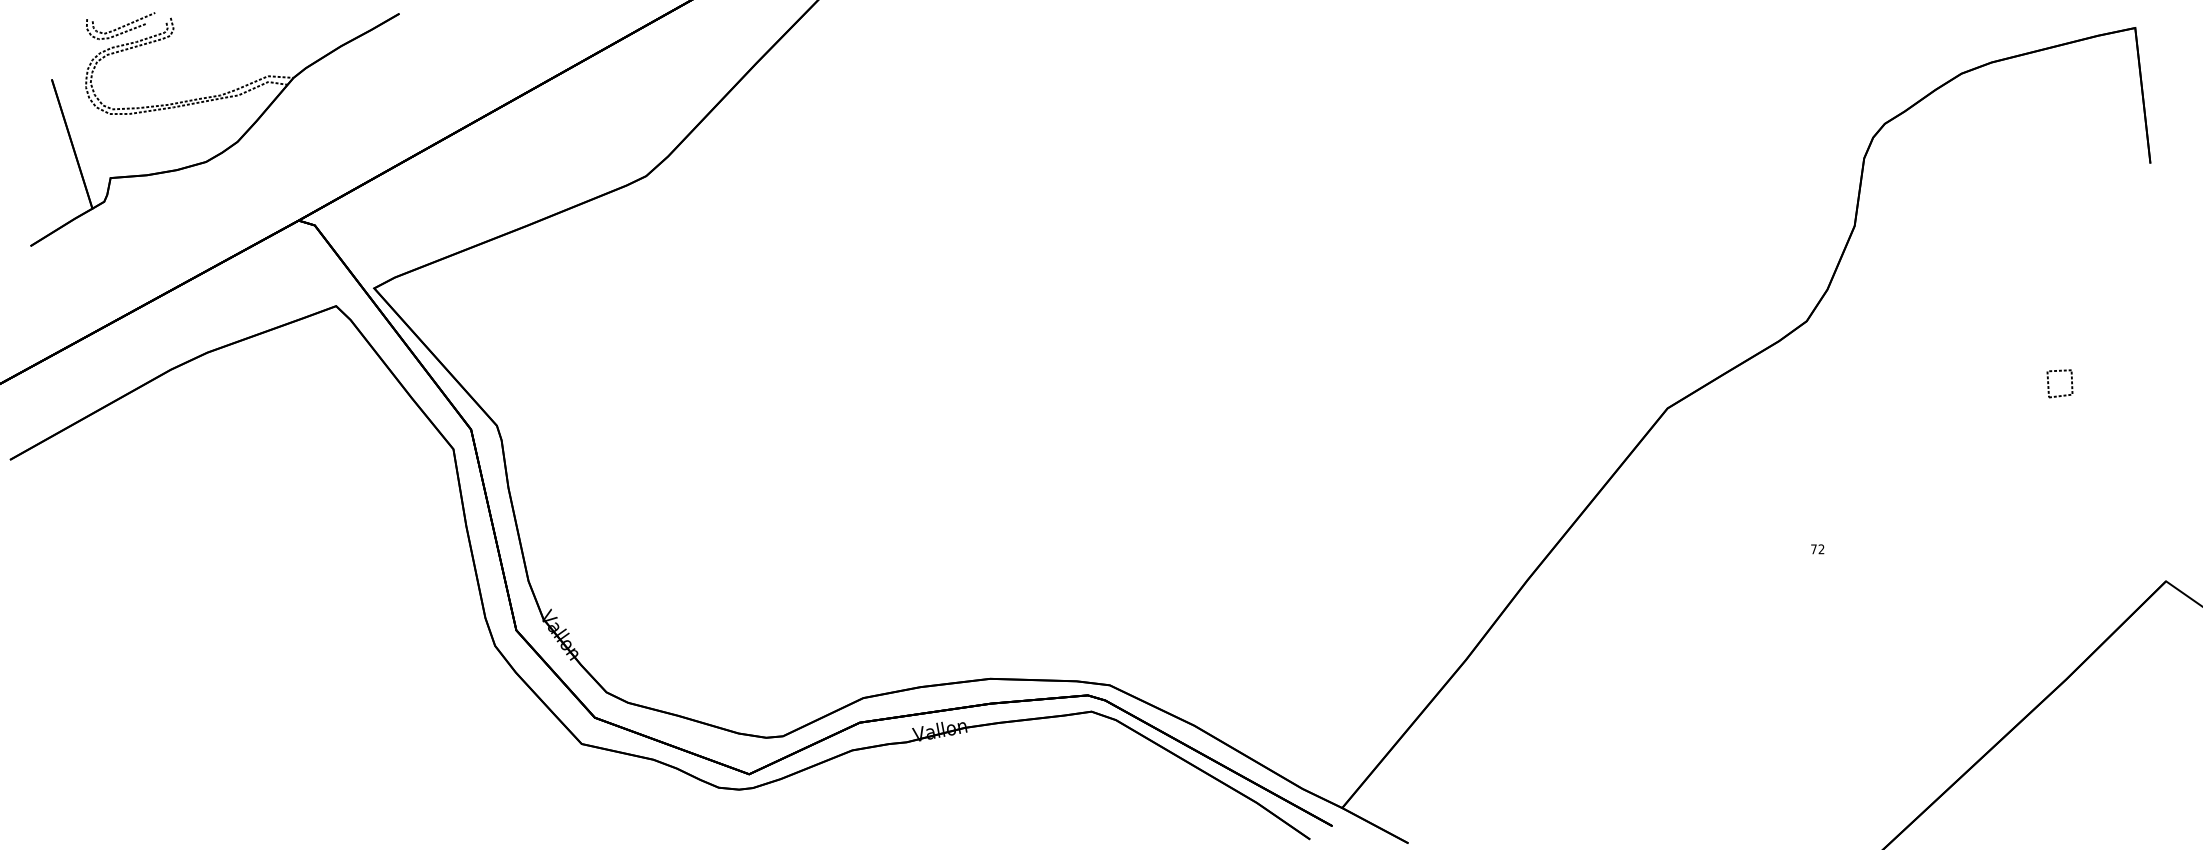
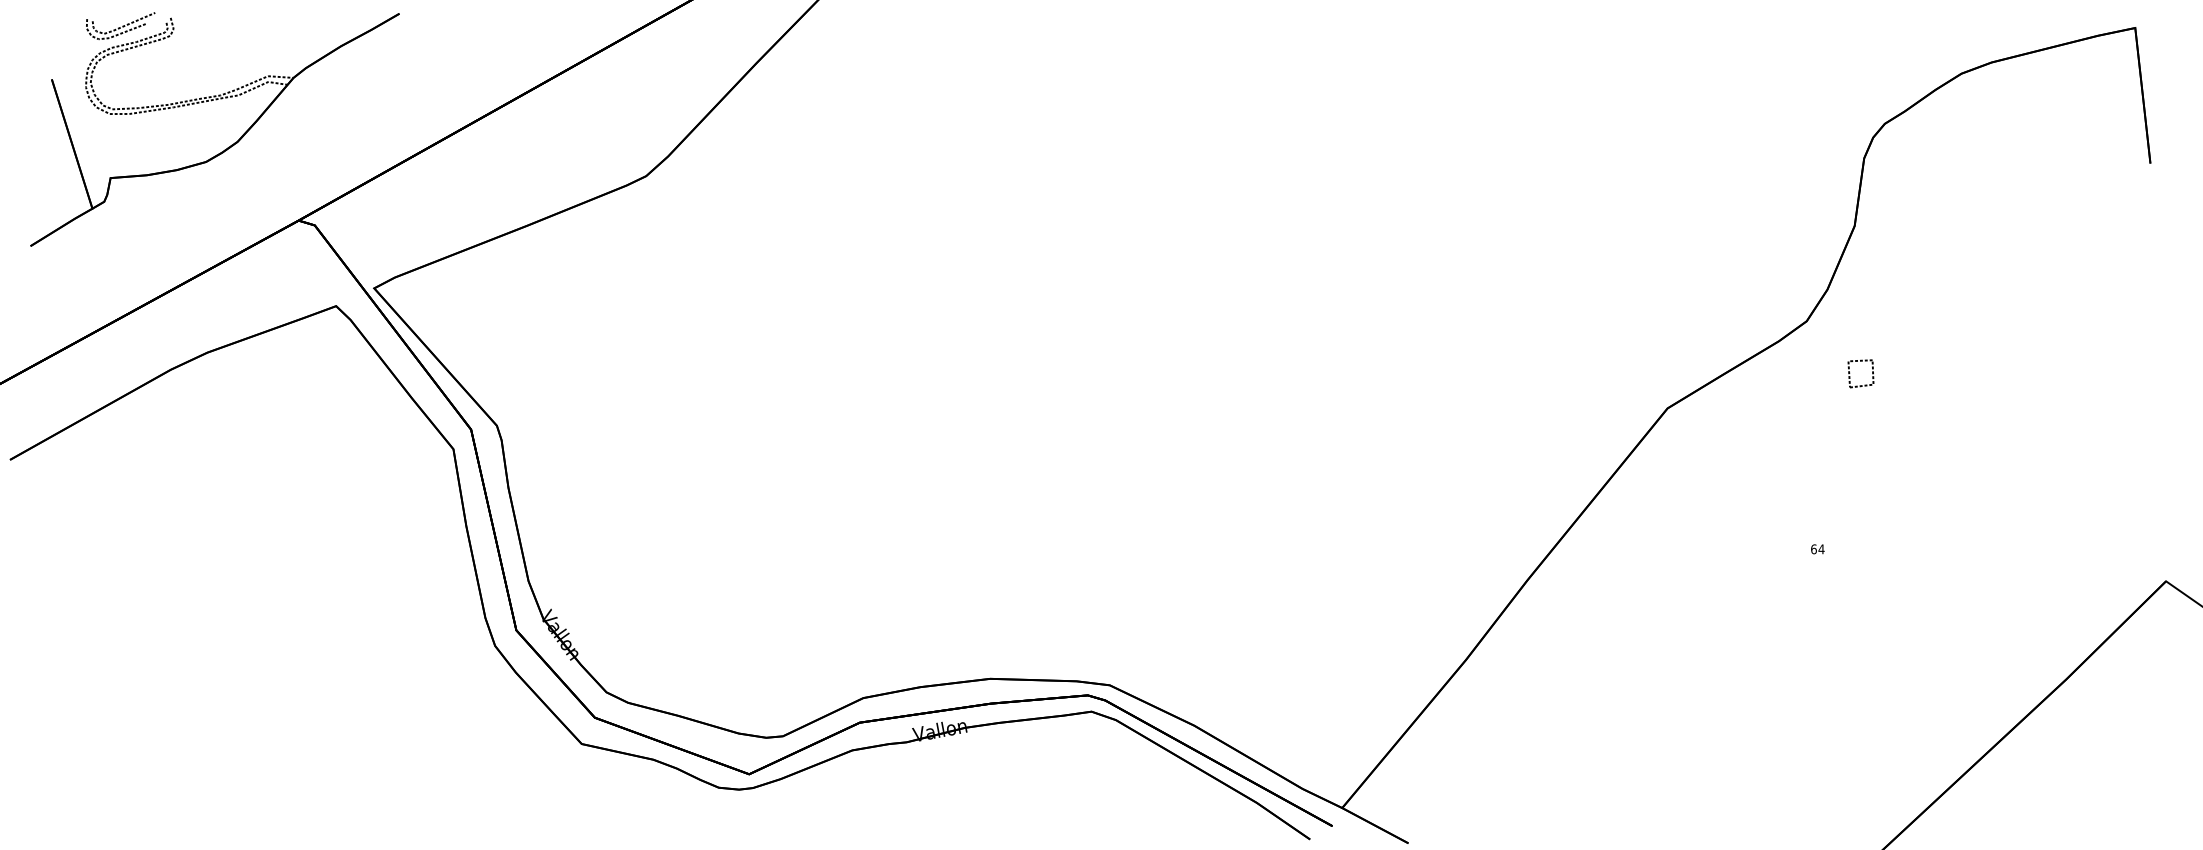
part position: (2049, 383) -> (1850, 373) (1850, 373)
text: 72 -> 64 (1817, 549)
